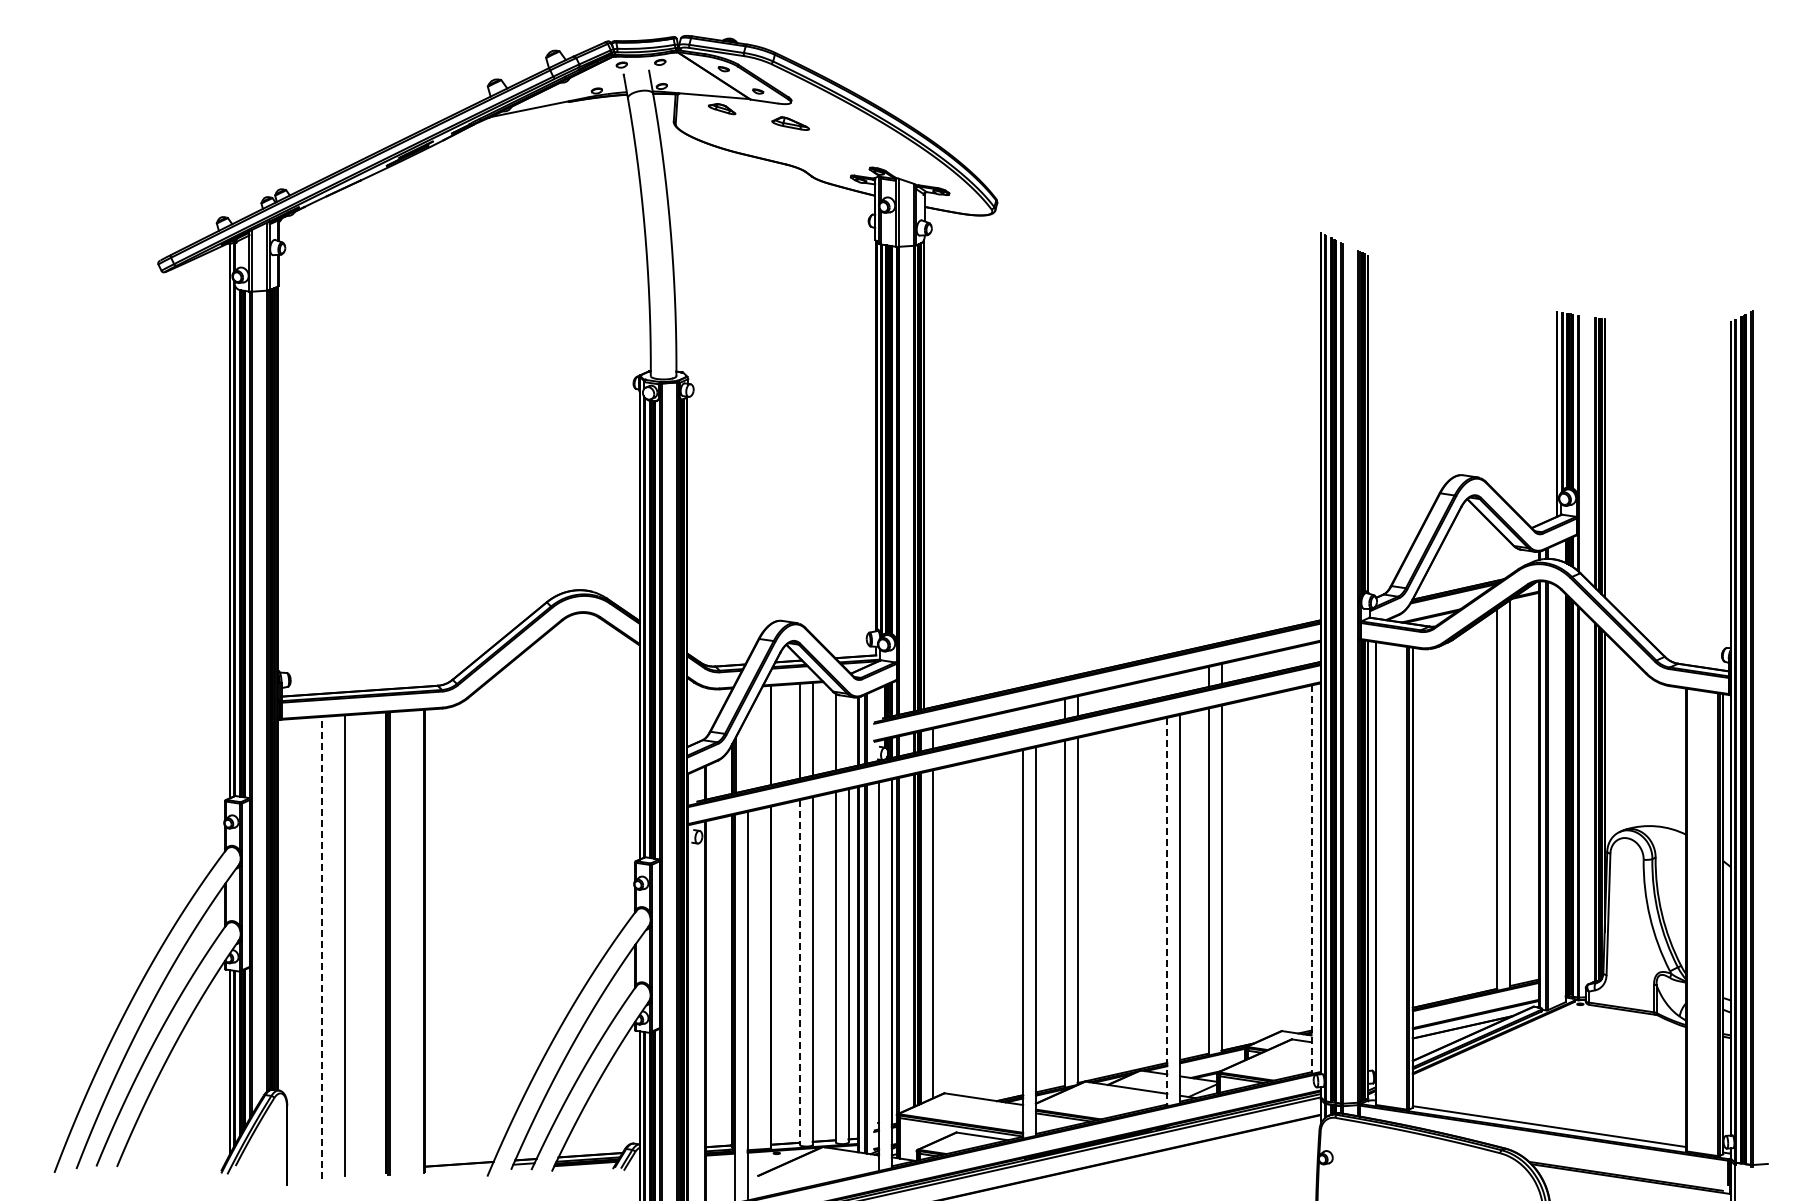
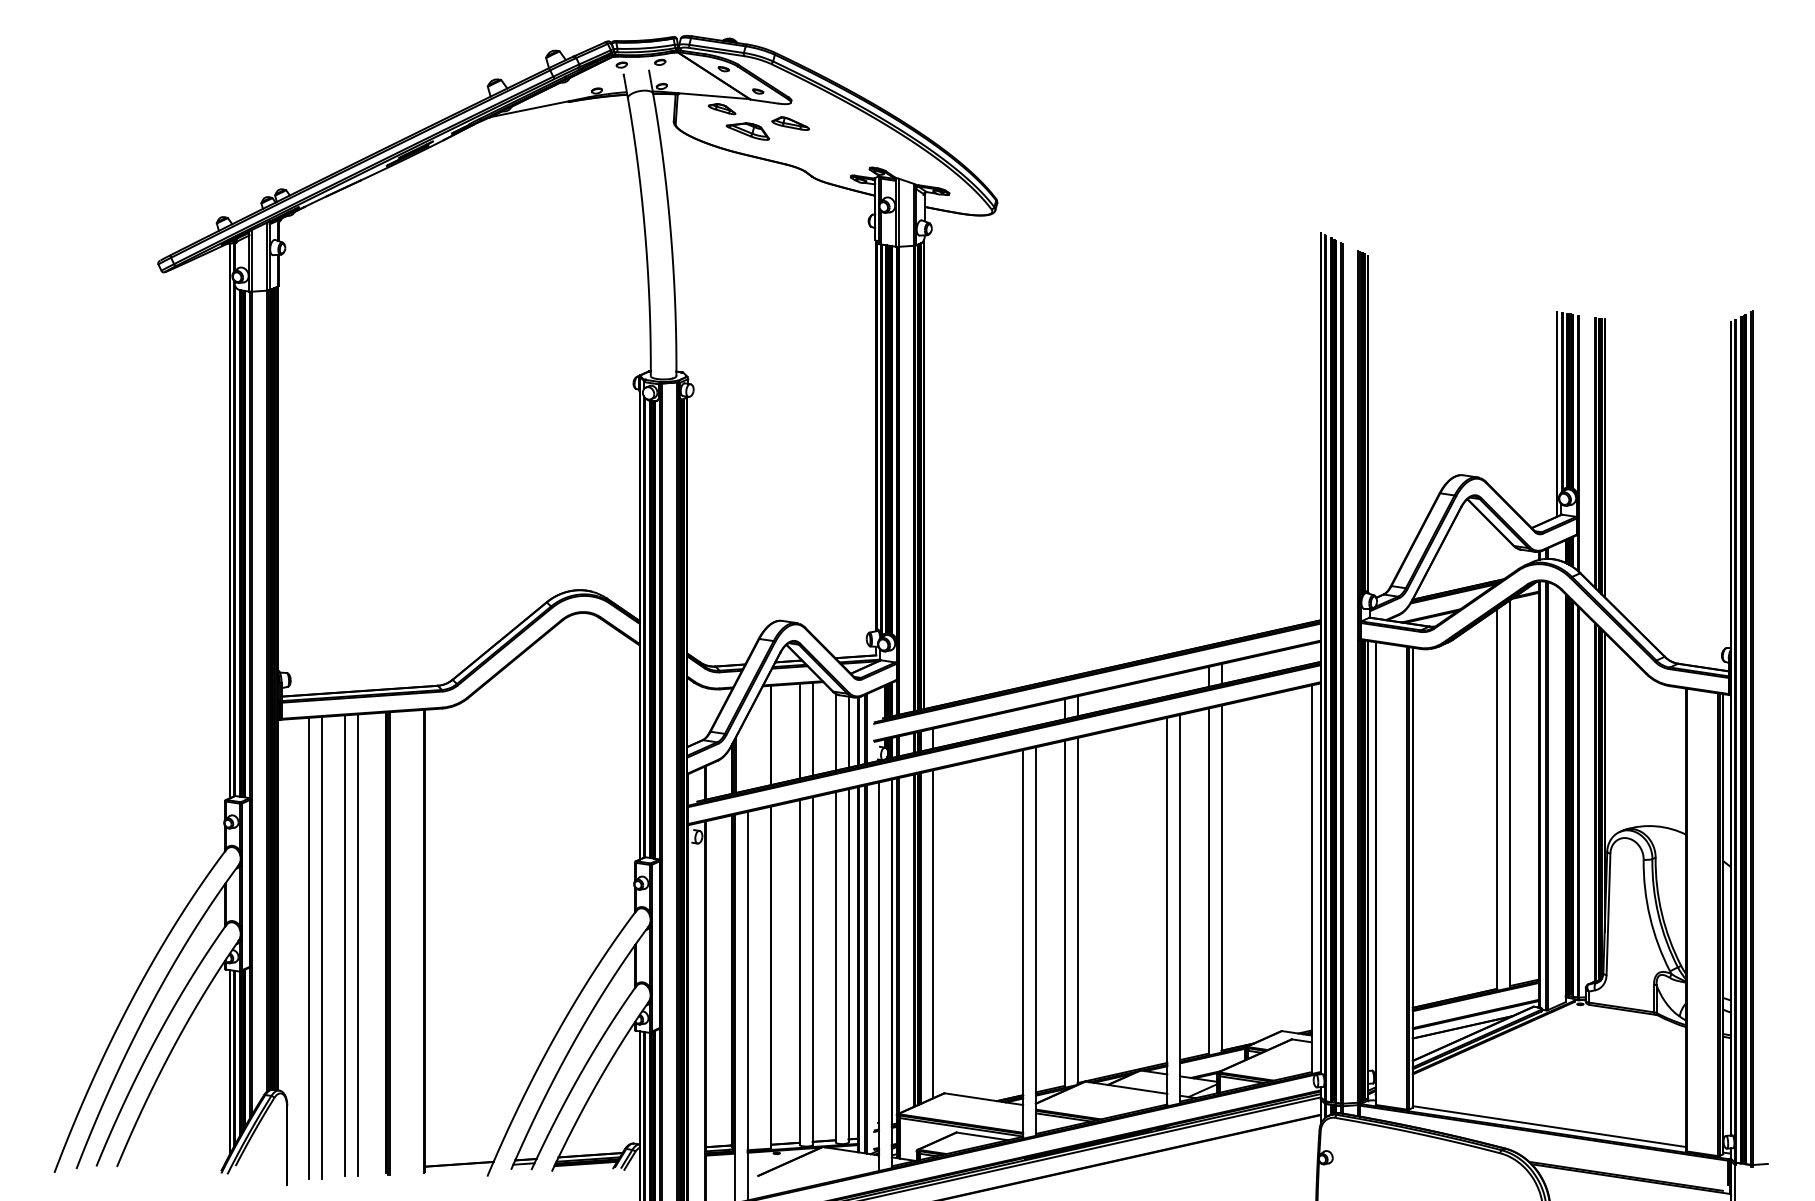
part: none -> present (747, 131)
line: none -> present (848, 731)
line: dashed -> solid (1311, 879)
line: dashed -> solid (1167, 912)
line: none -> present (357, 945)
line: none -> present (308, 947)
line: dashed -> solid (321, 947)
line: dashed -> solid (799, 973)
